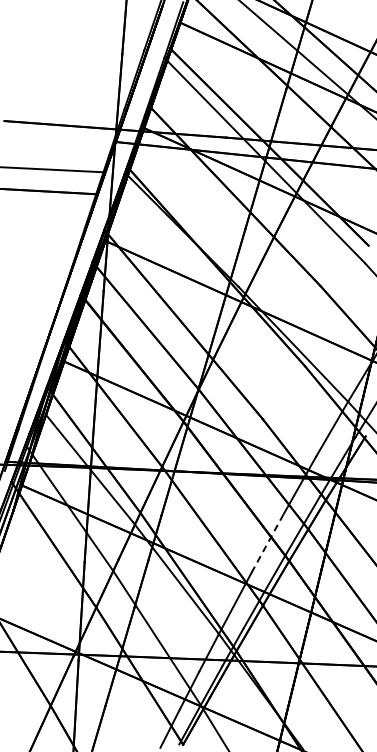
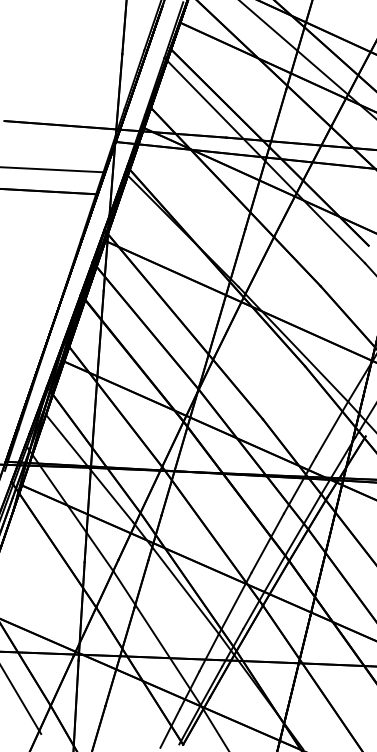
line: dashed -> solid (267, 543)
line: none -> present (21, 701)
